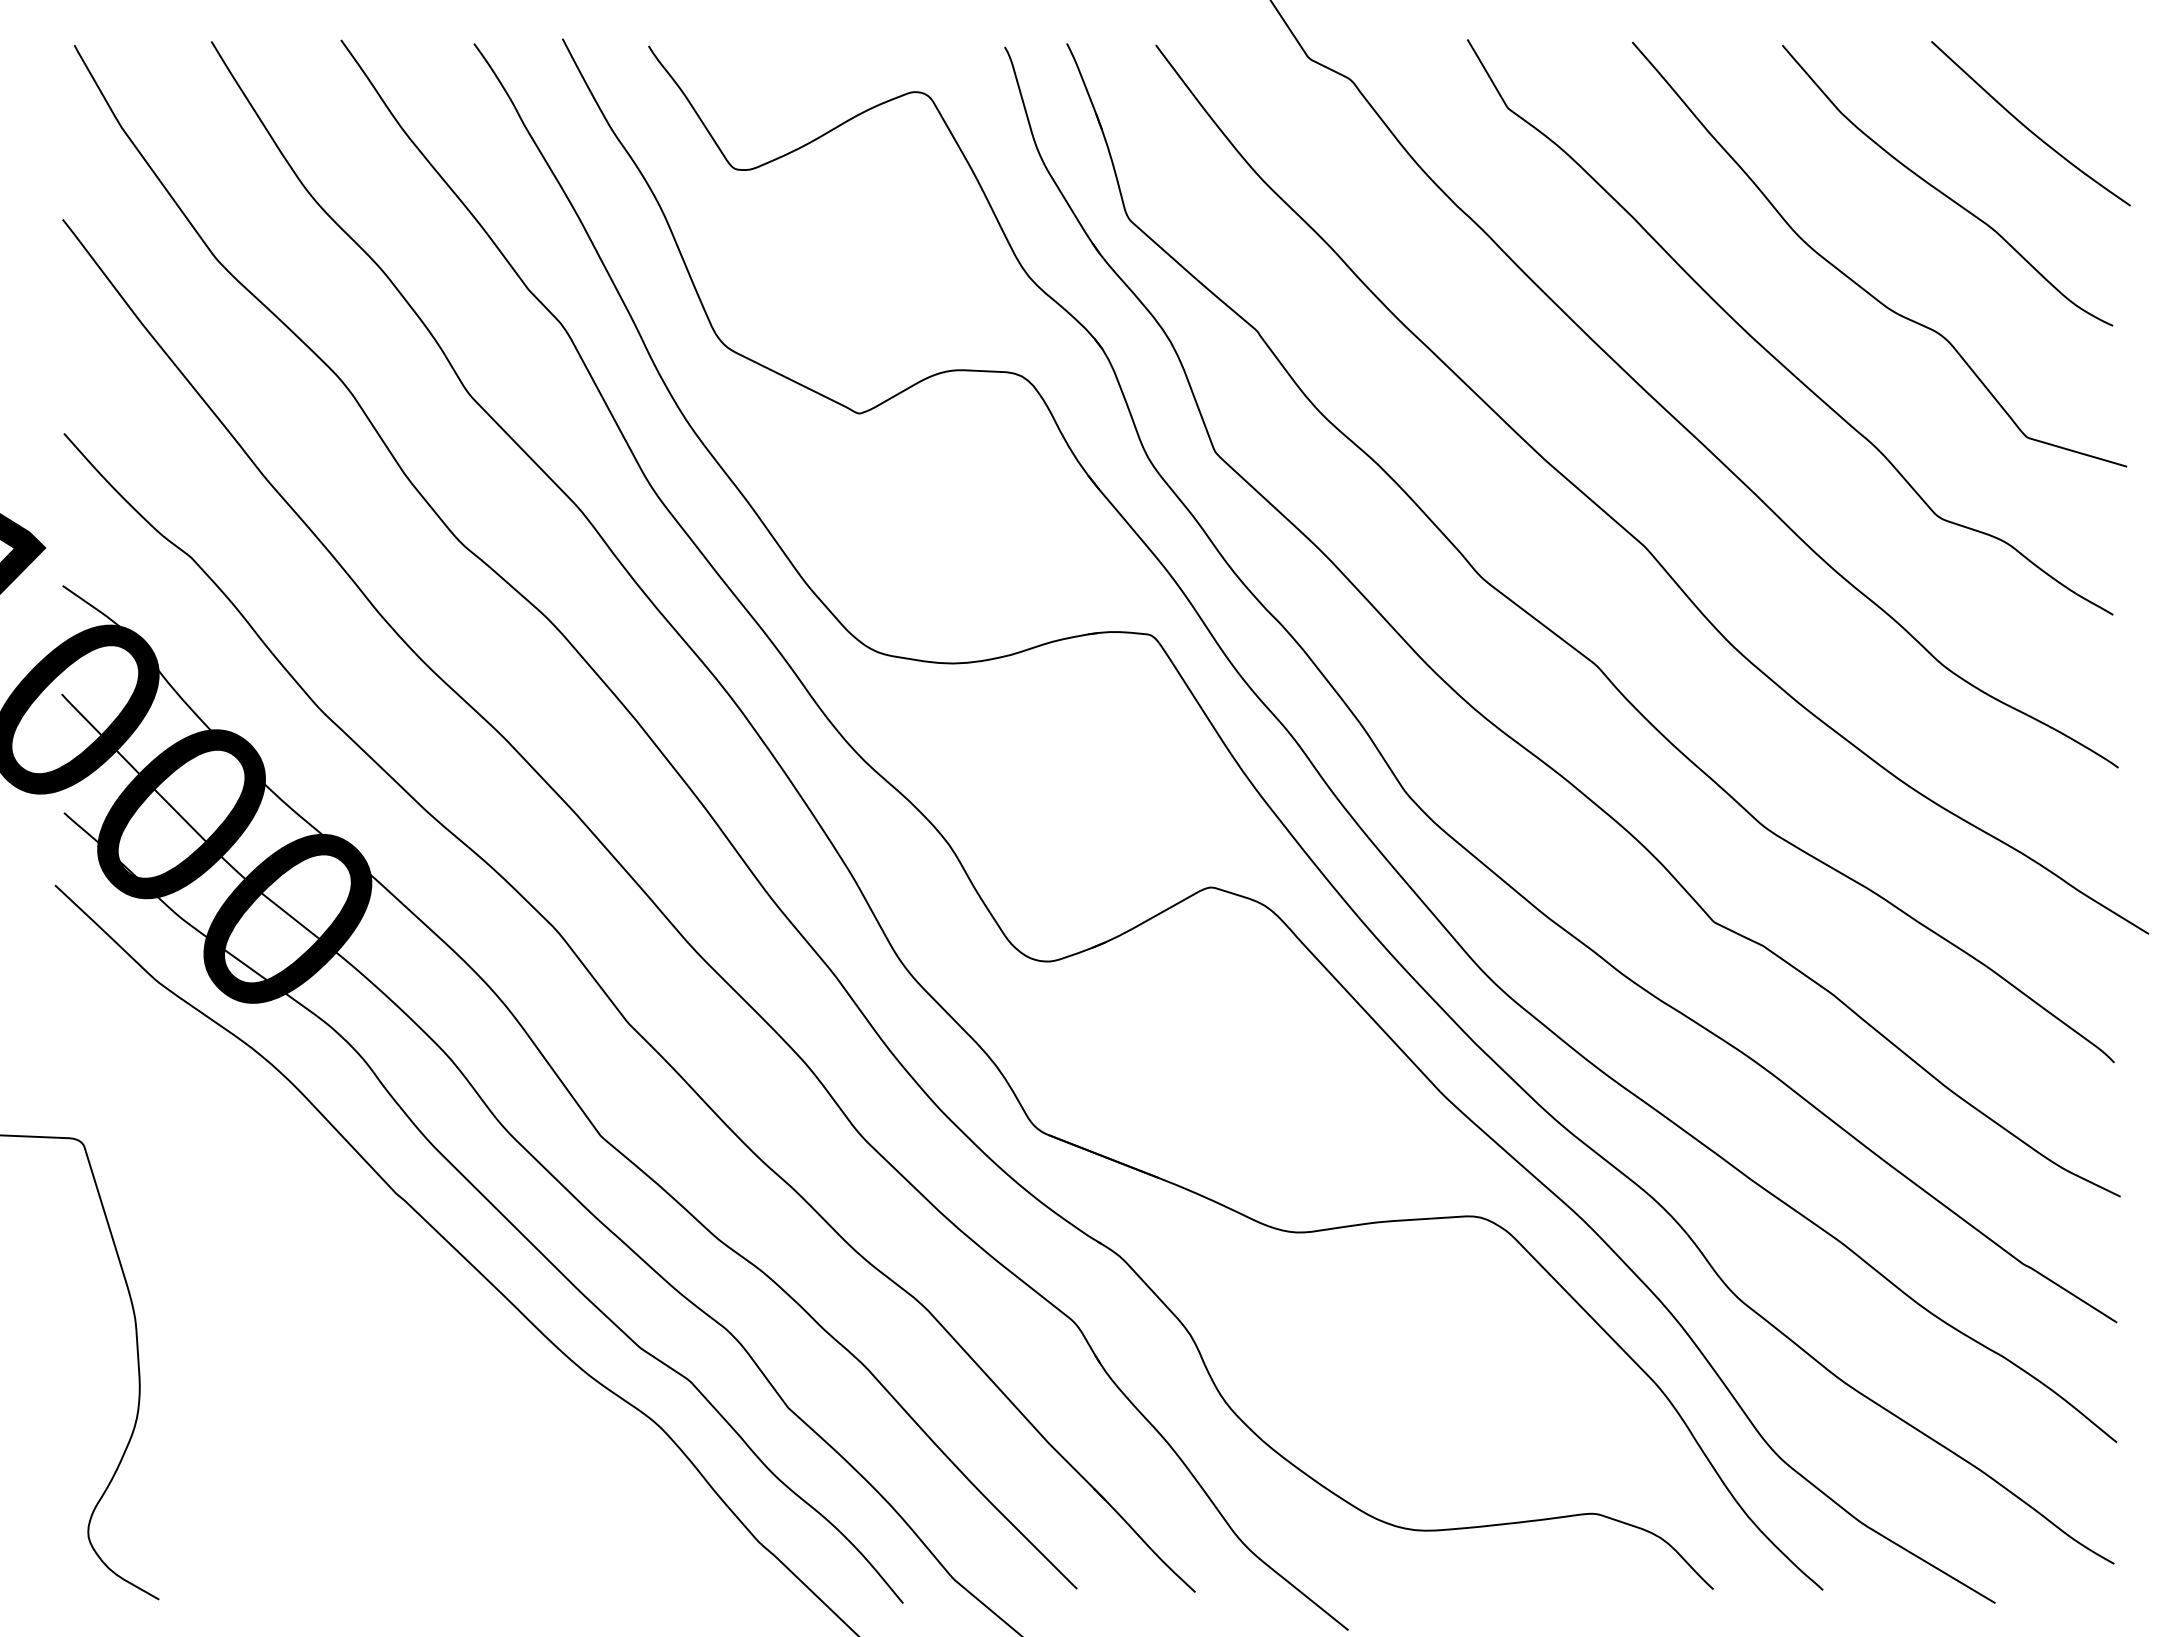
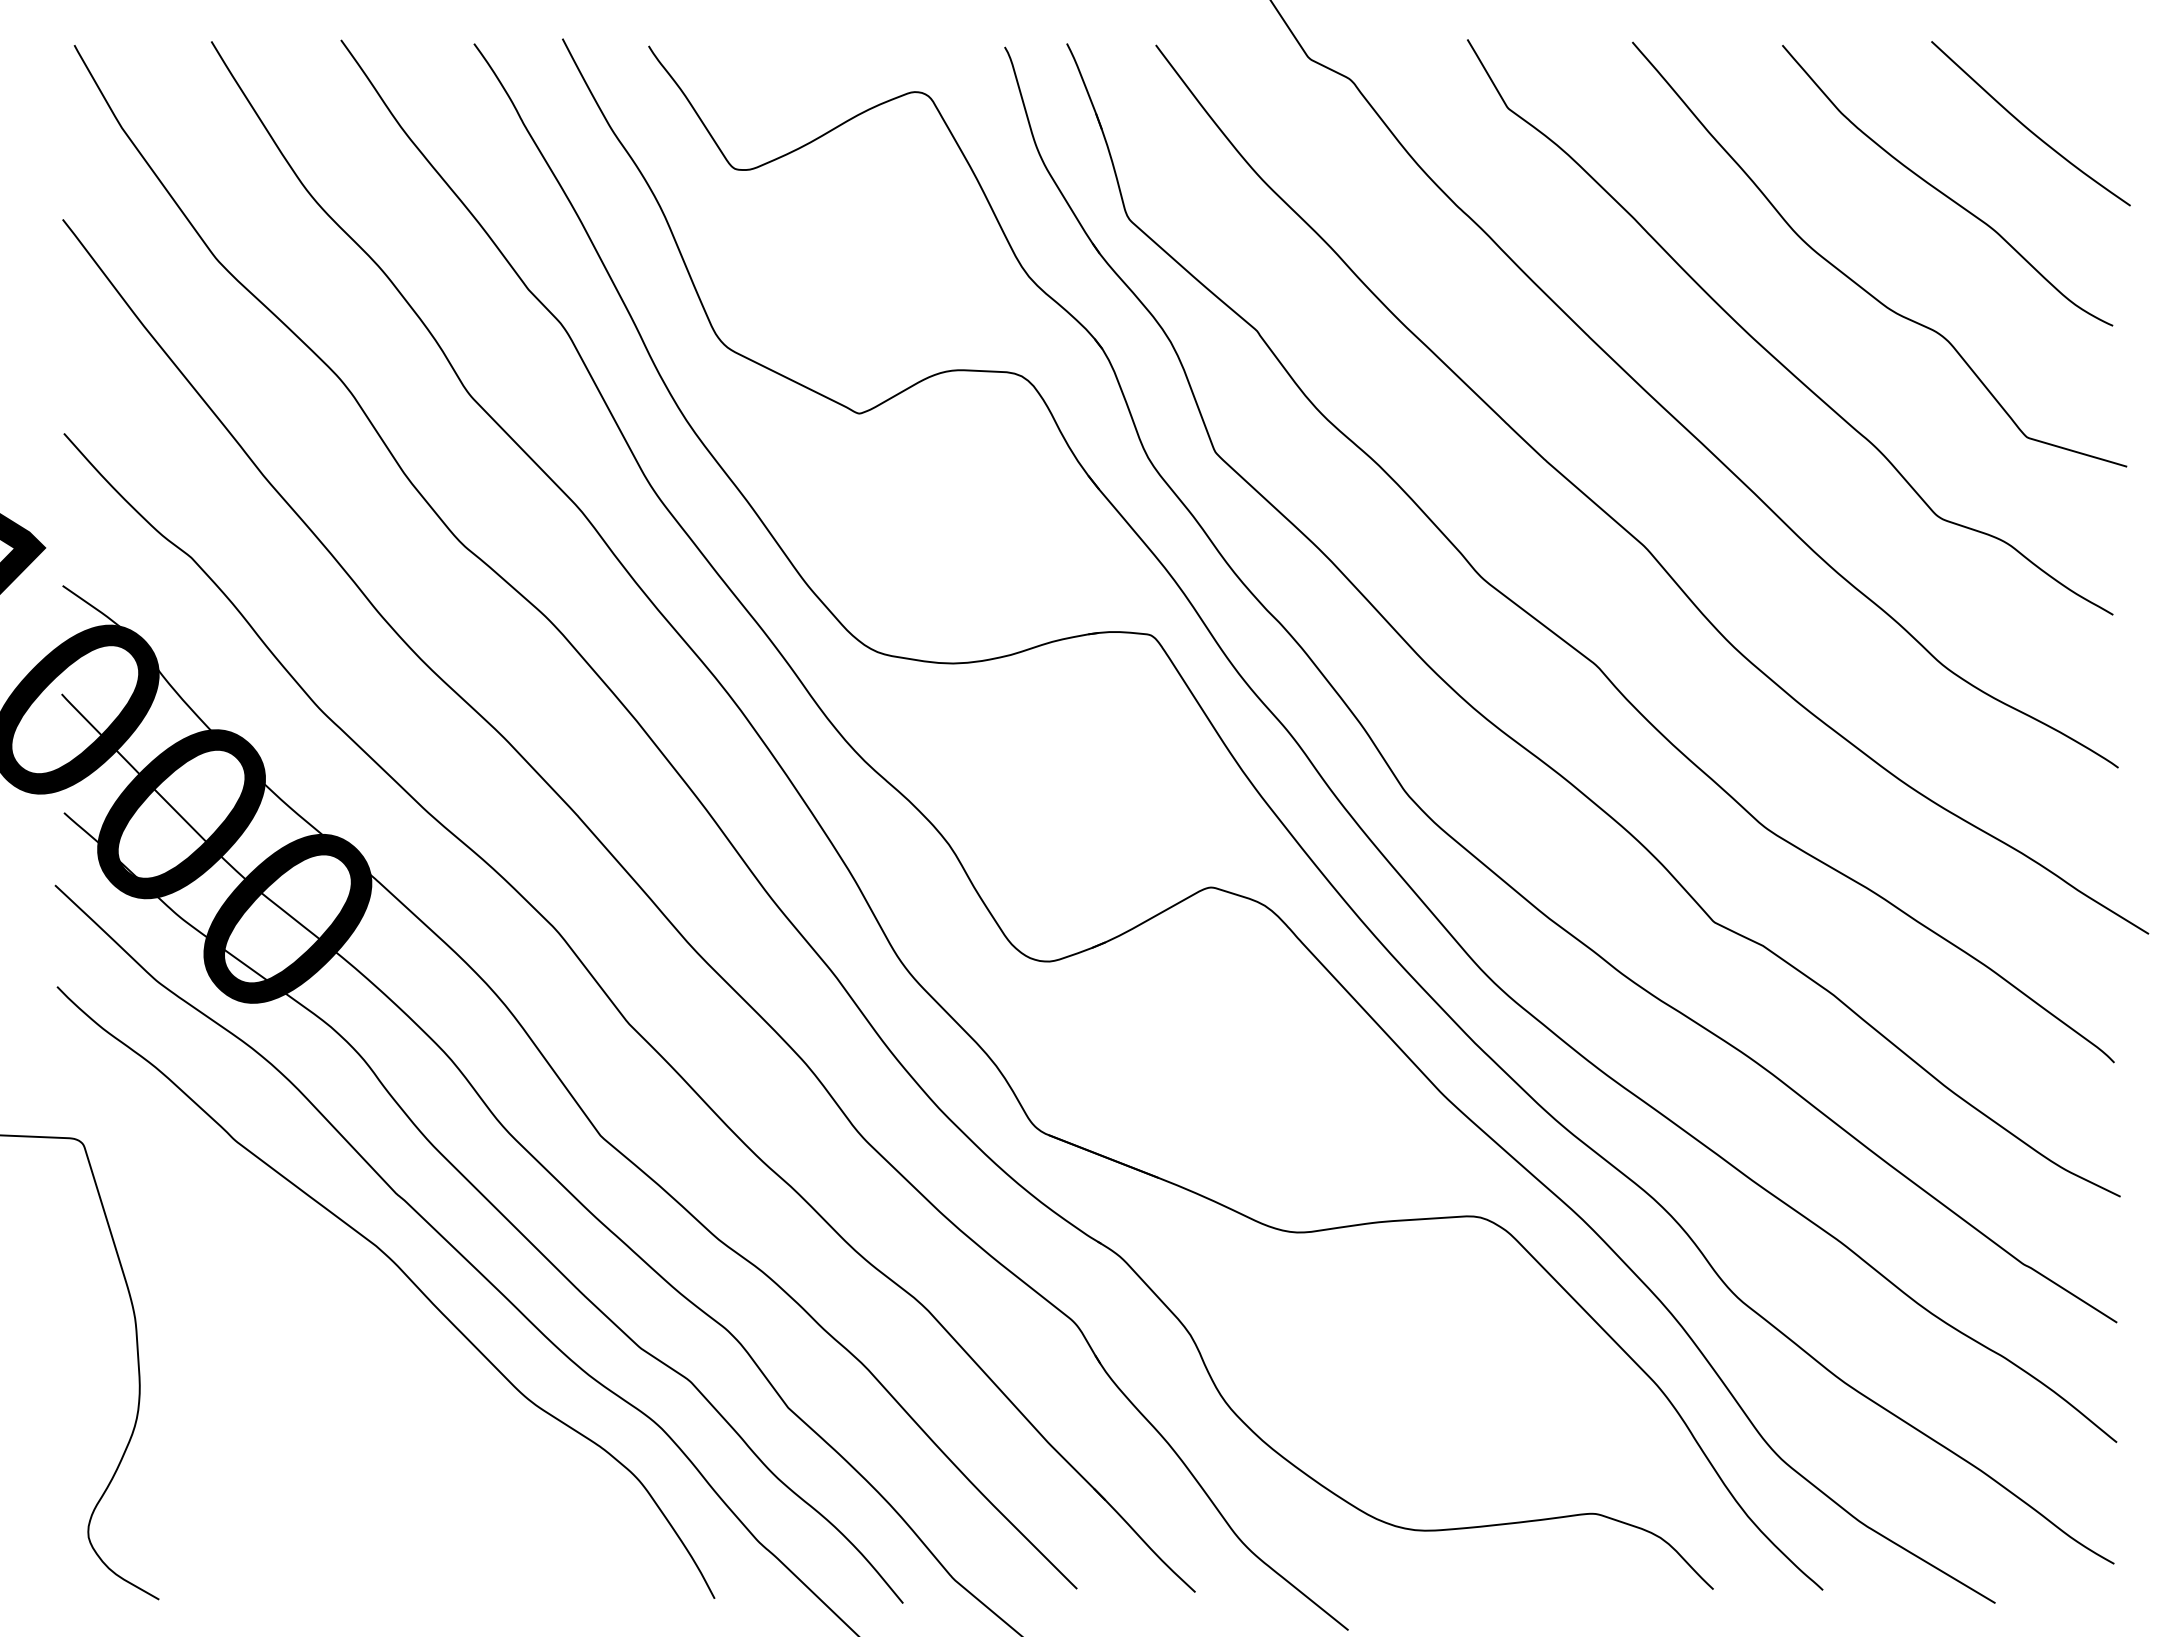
curve: none -> present (407, 1278)
